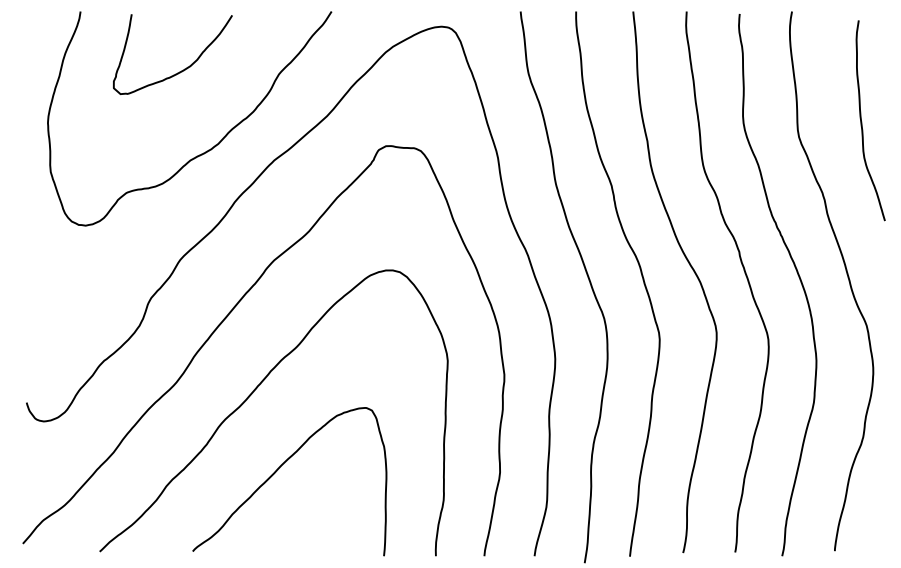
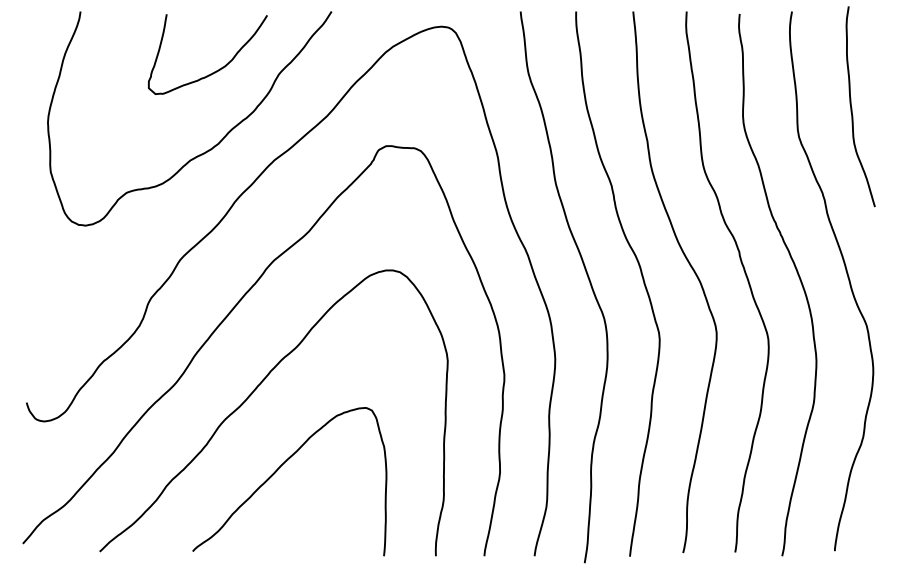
curve position: (181, 70) -> (216, 70) (216, 70)
curve position: (862, 121) -> (852, 107) (852, 107)
